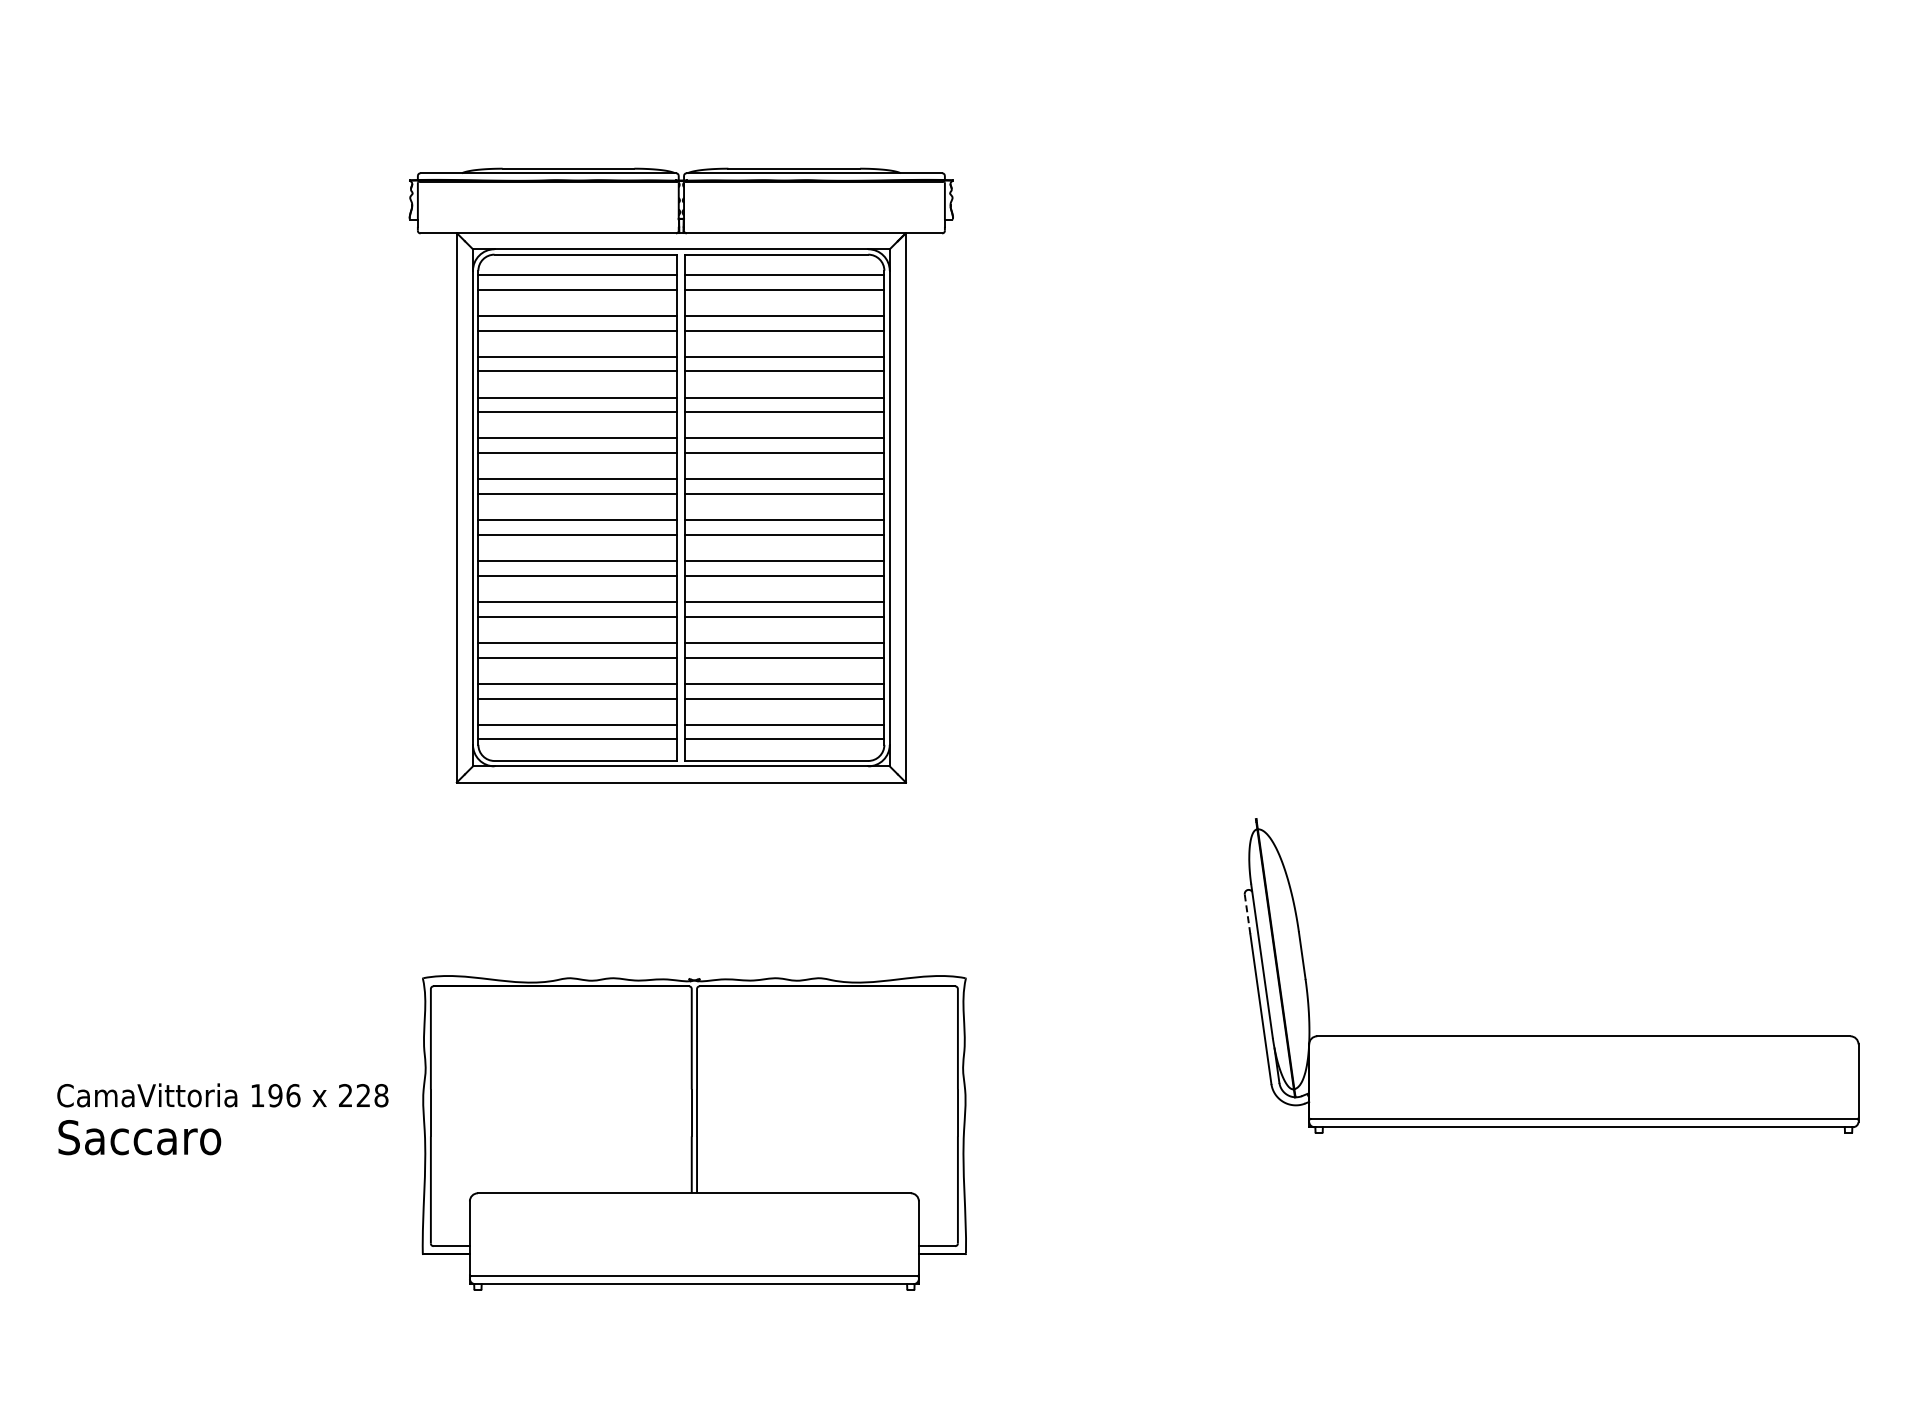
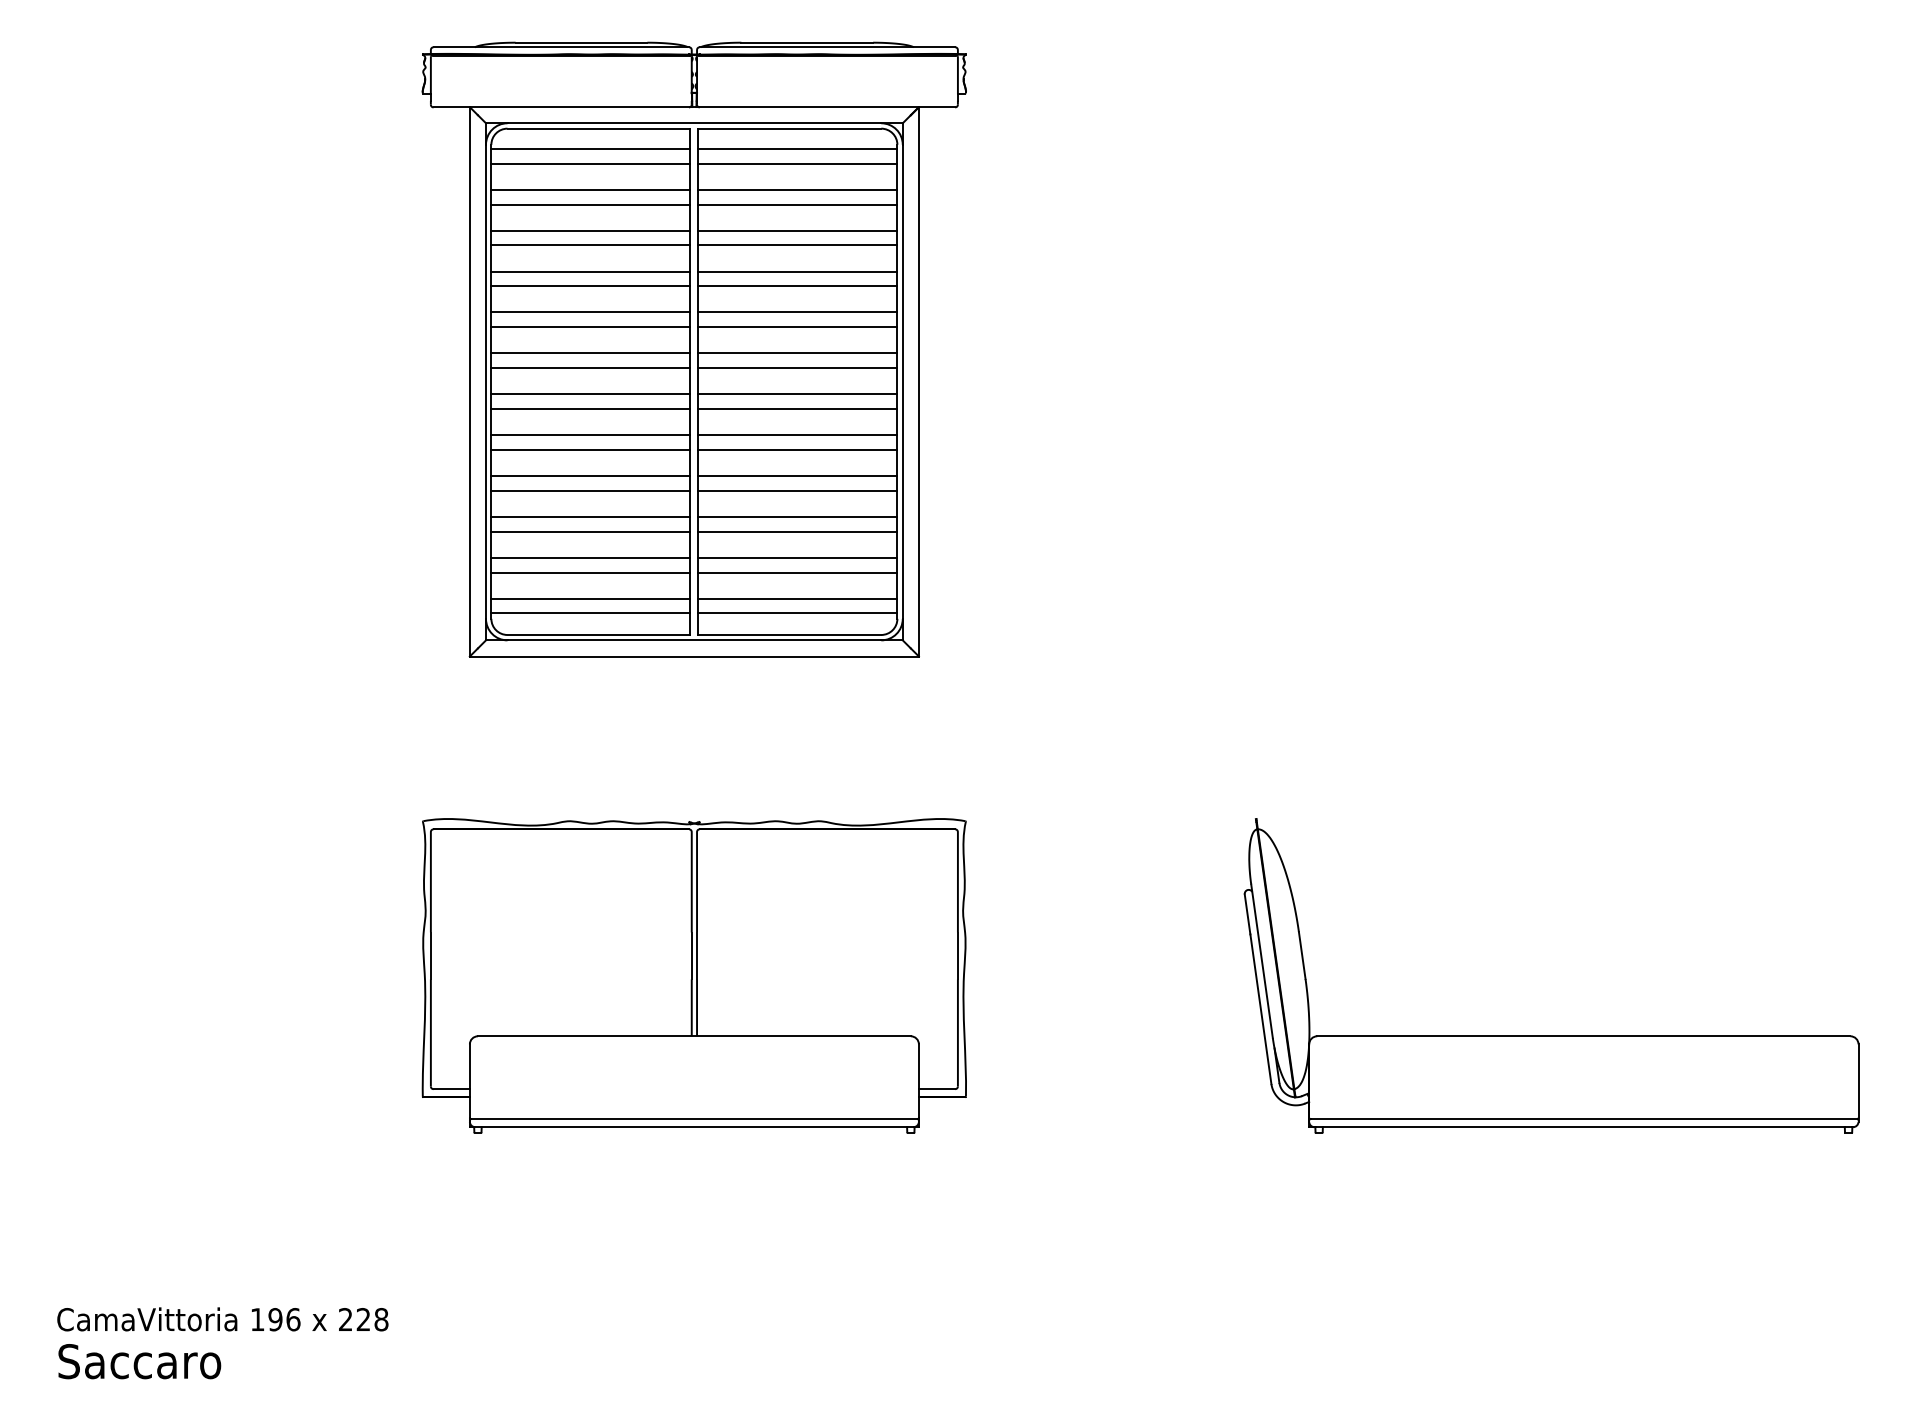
part position: (680, 475) -> (693, 349) (693, 349)
line: dashed -> solid (1247, 914)
text position: (222, 1119) -> (222, 1343) (222, 1343)
part position: (693, 1132) -> (693, 975) (693, 975)
